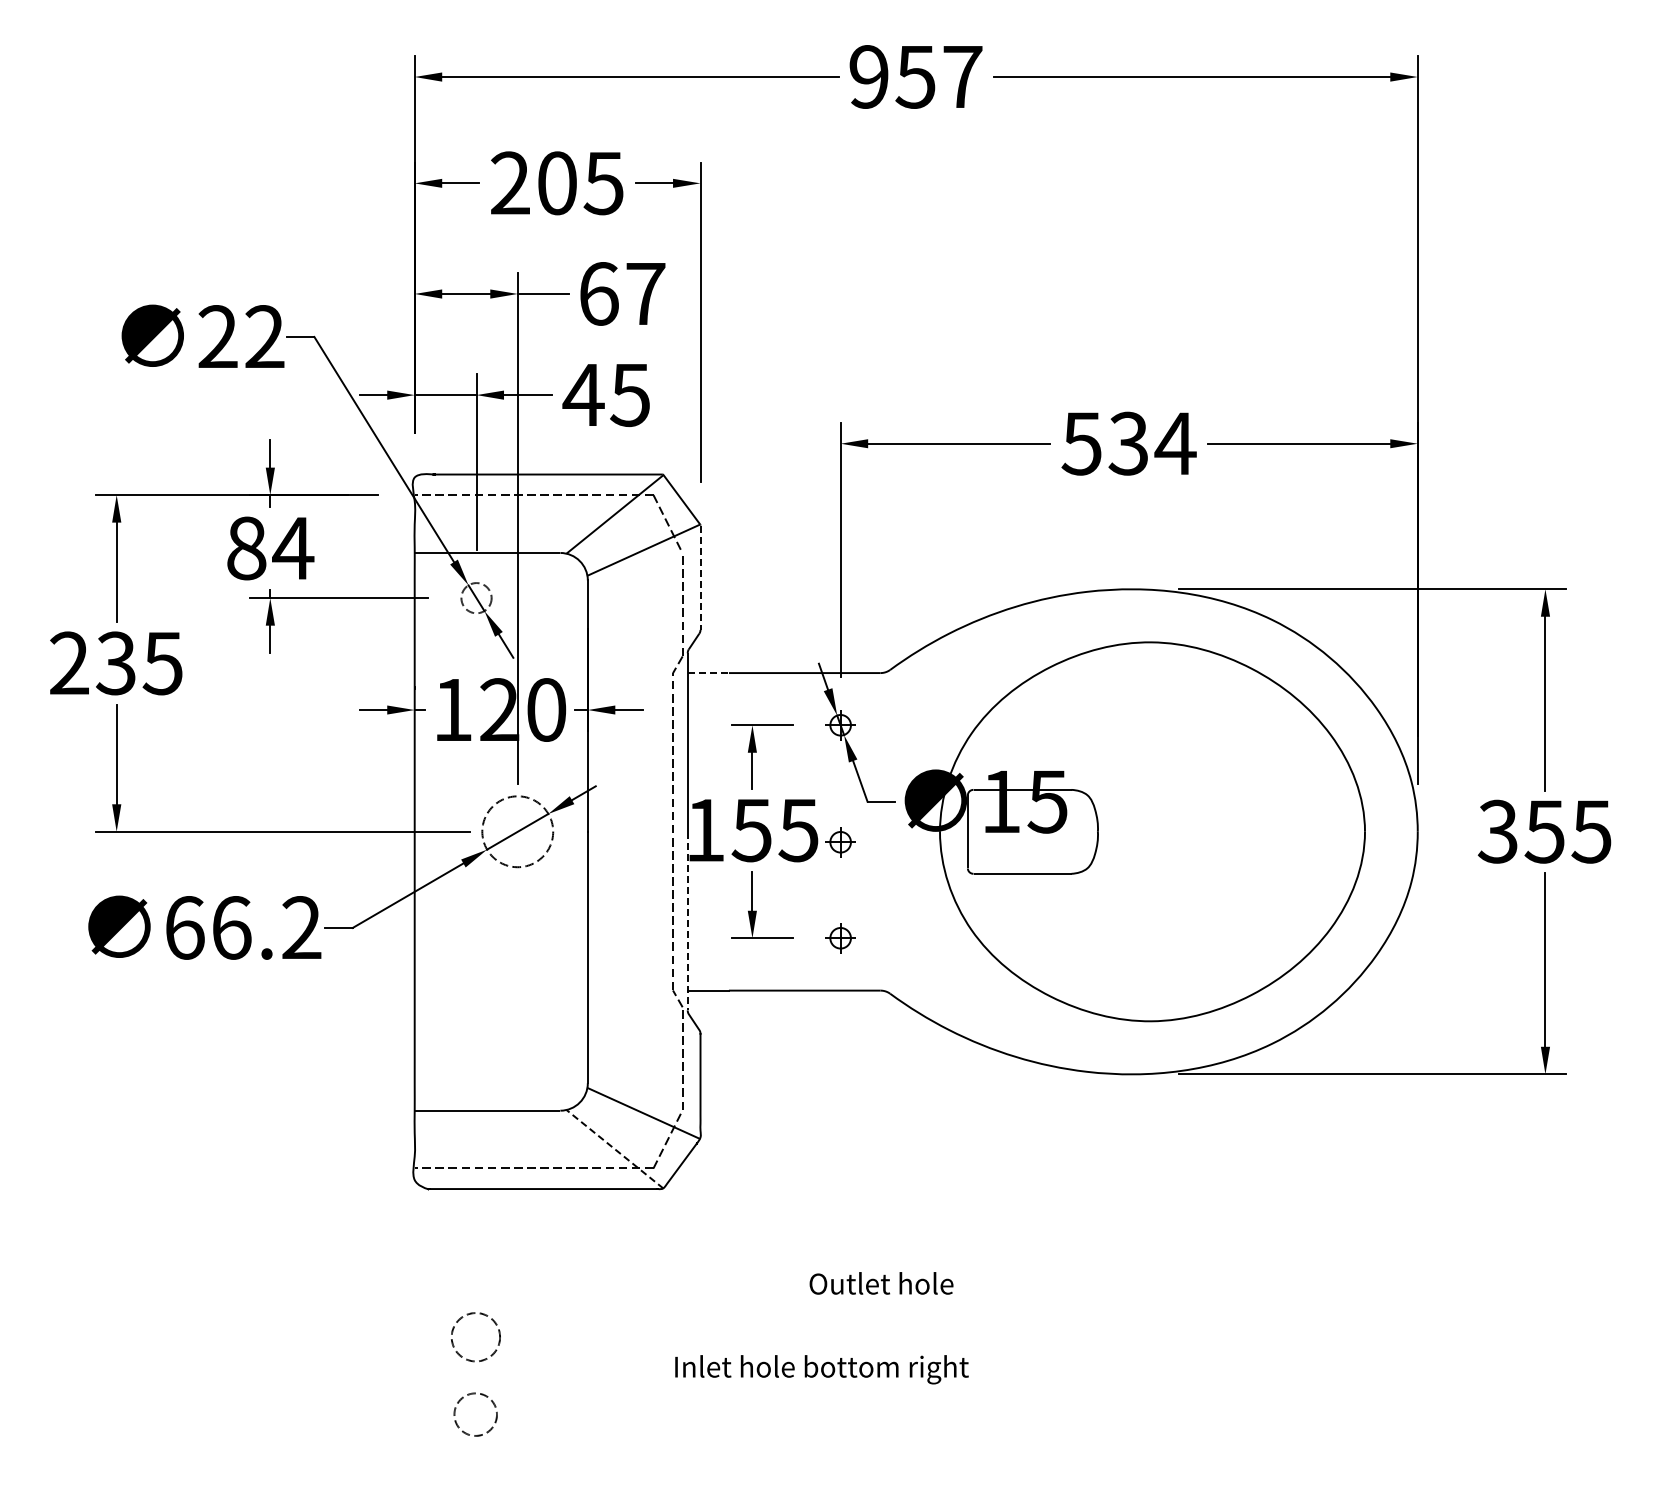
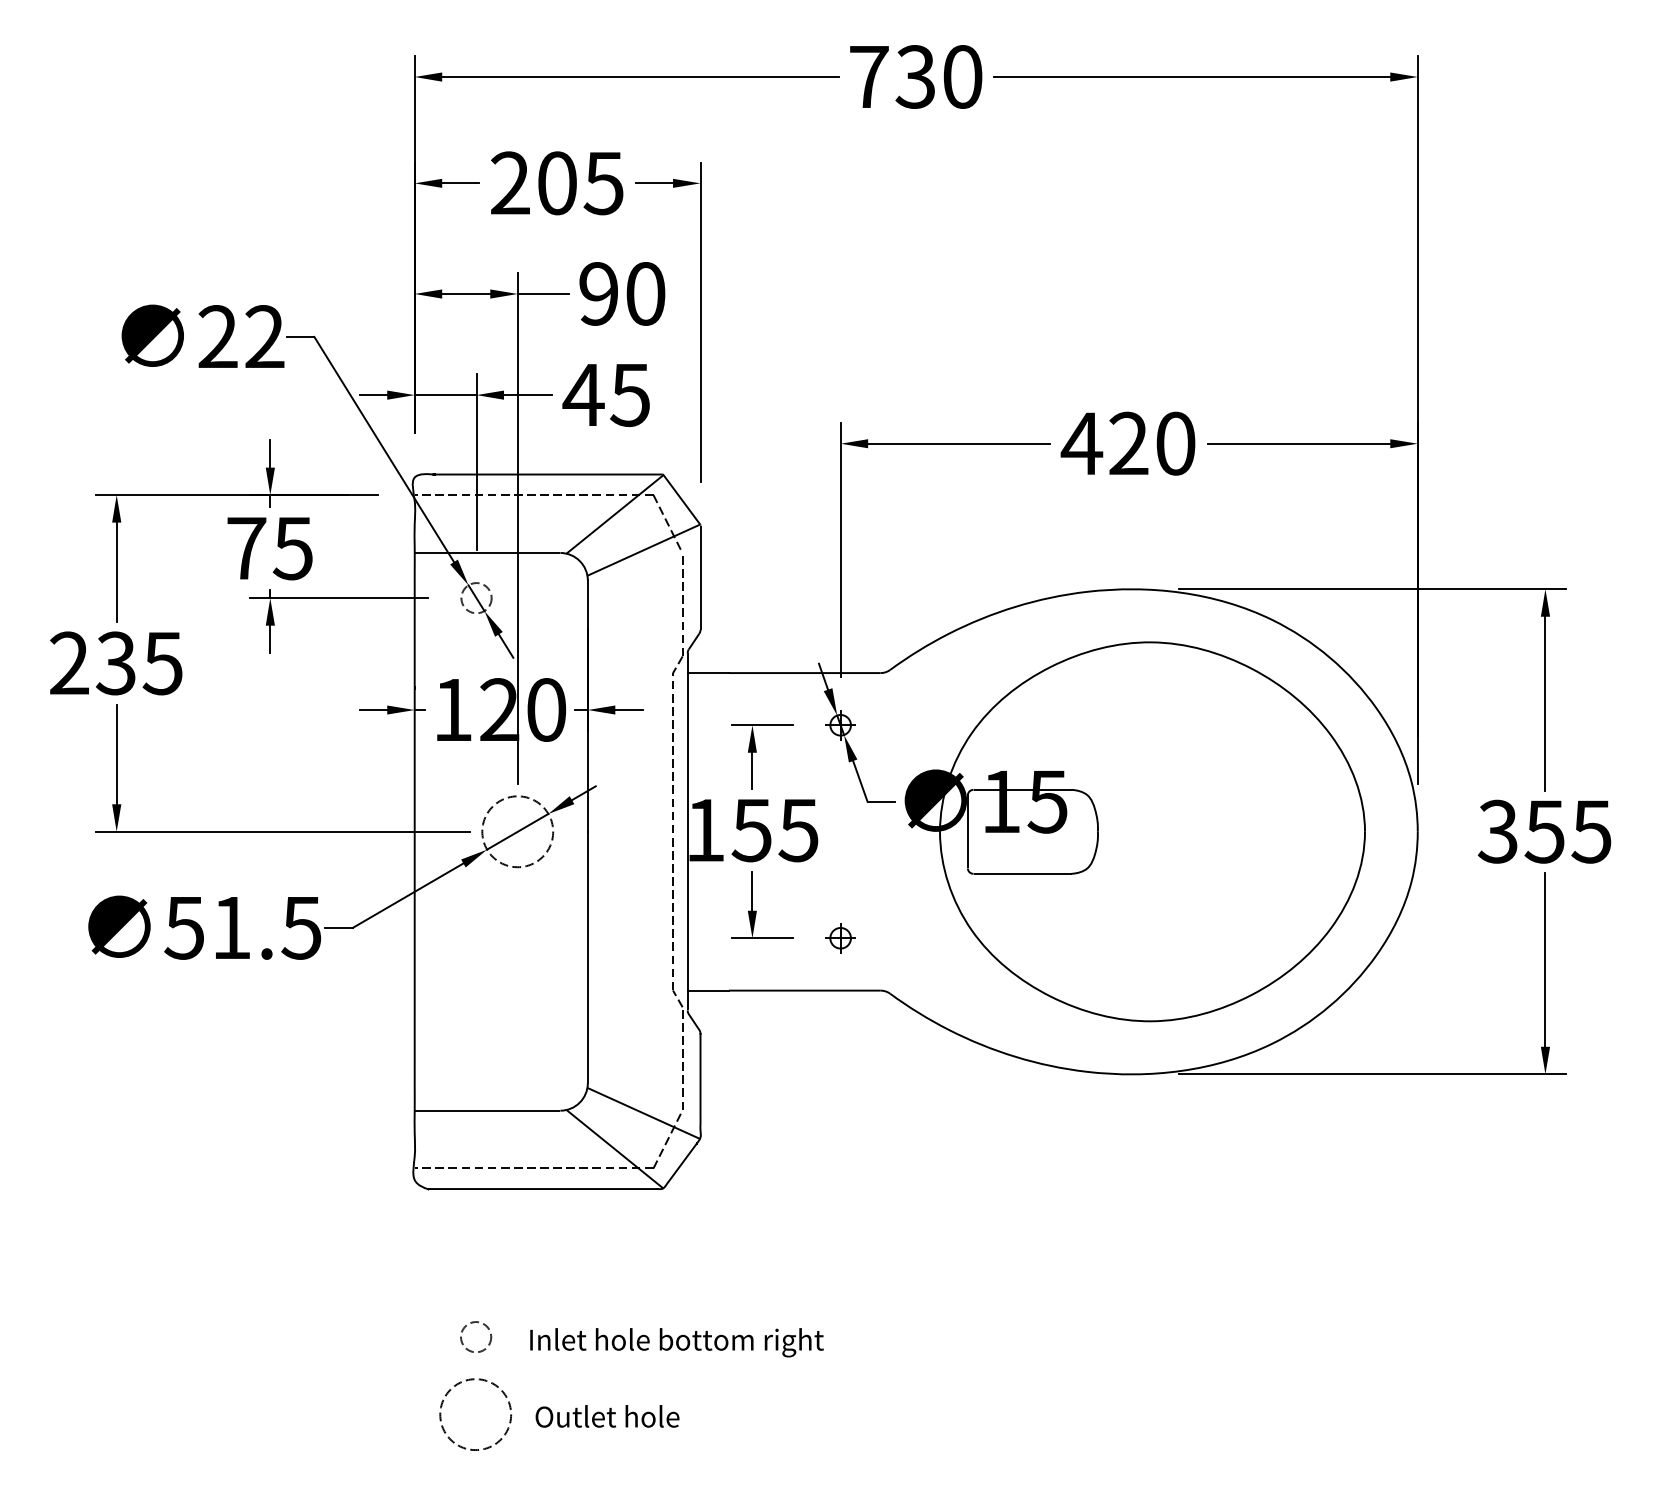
text: 957 -> 730 (915, 76)
text: 67 -> 90 (622, 293)
text: 534 -> 420 (1128, 443)
text: 84 -> 75 (270, 548)
line: dashed -> solid (700, 578)
line: dashed -> solid (708, 673)
part: present -> none (840, 842)
line: dashed -> solid (687, 921)
text: 66.2 -> 51.5 (242, 927)
line: dashed -> solid (614, 1149)
text position: (881, 1283) -> (607, 1416) (607, 1416)
circle size: 50x51 px -> 33x32 px (476, 1336)
text position: (821, 1369) -> (676, 1342) (676, 1342)
circle diameter: 43 px -> 71 px (475, 1414)
